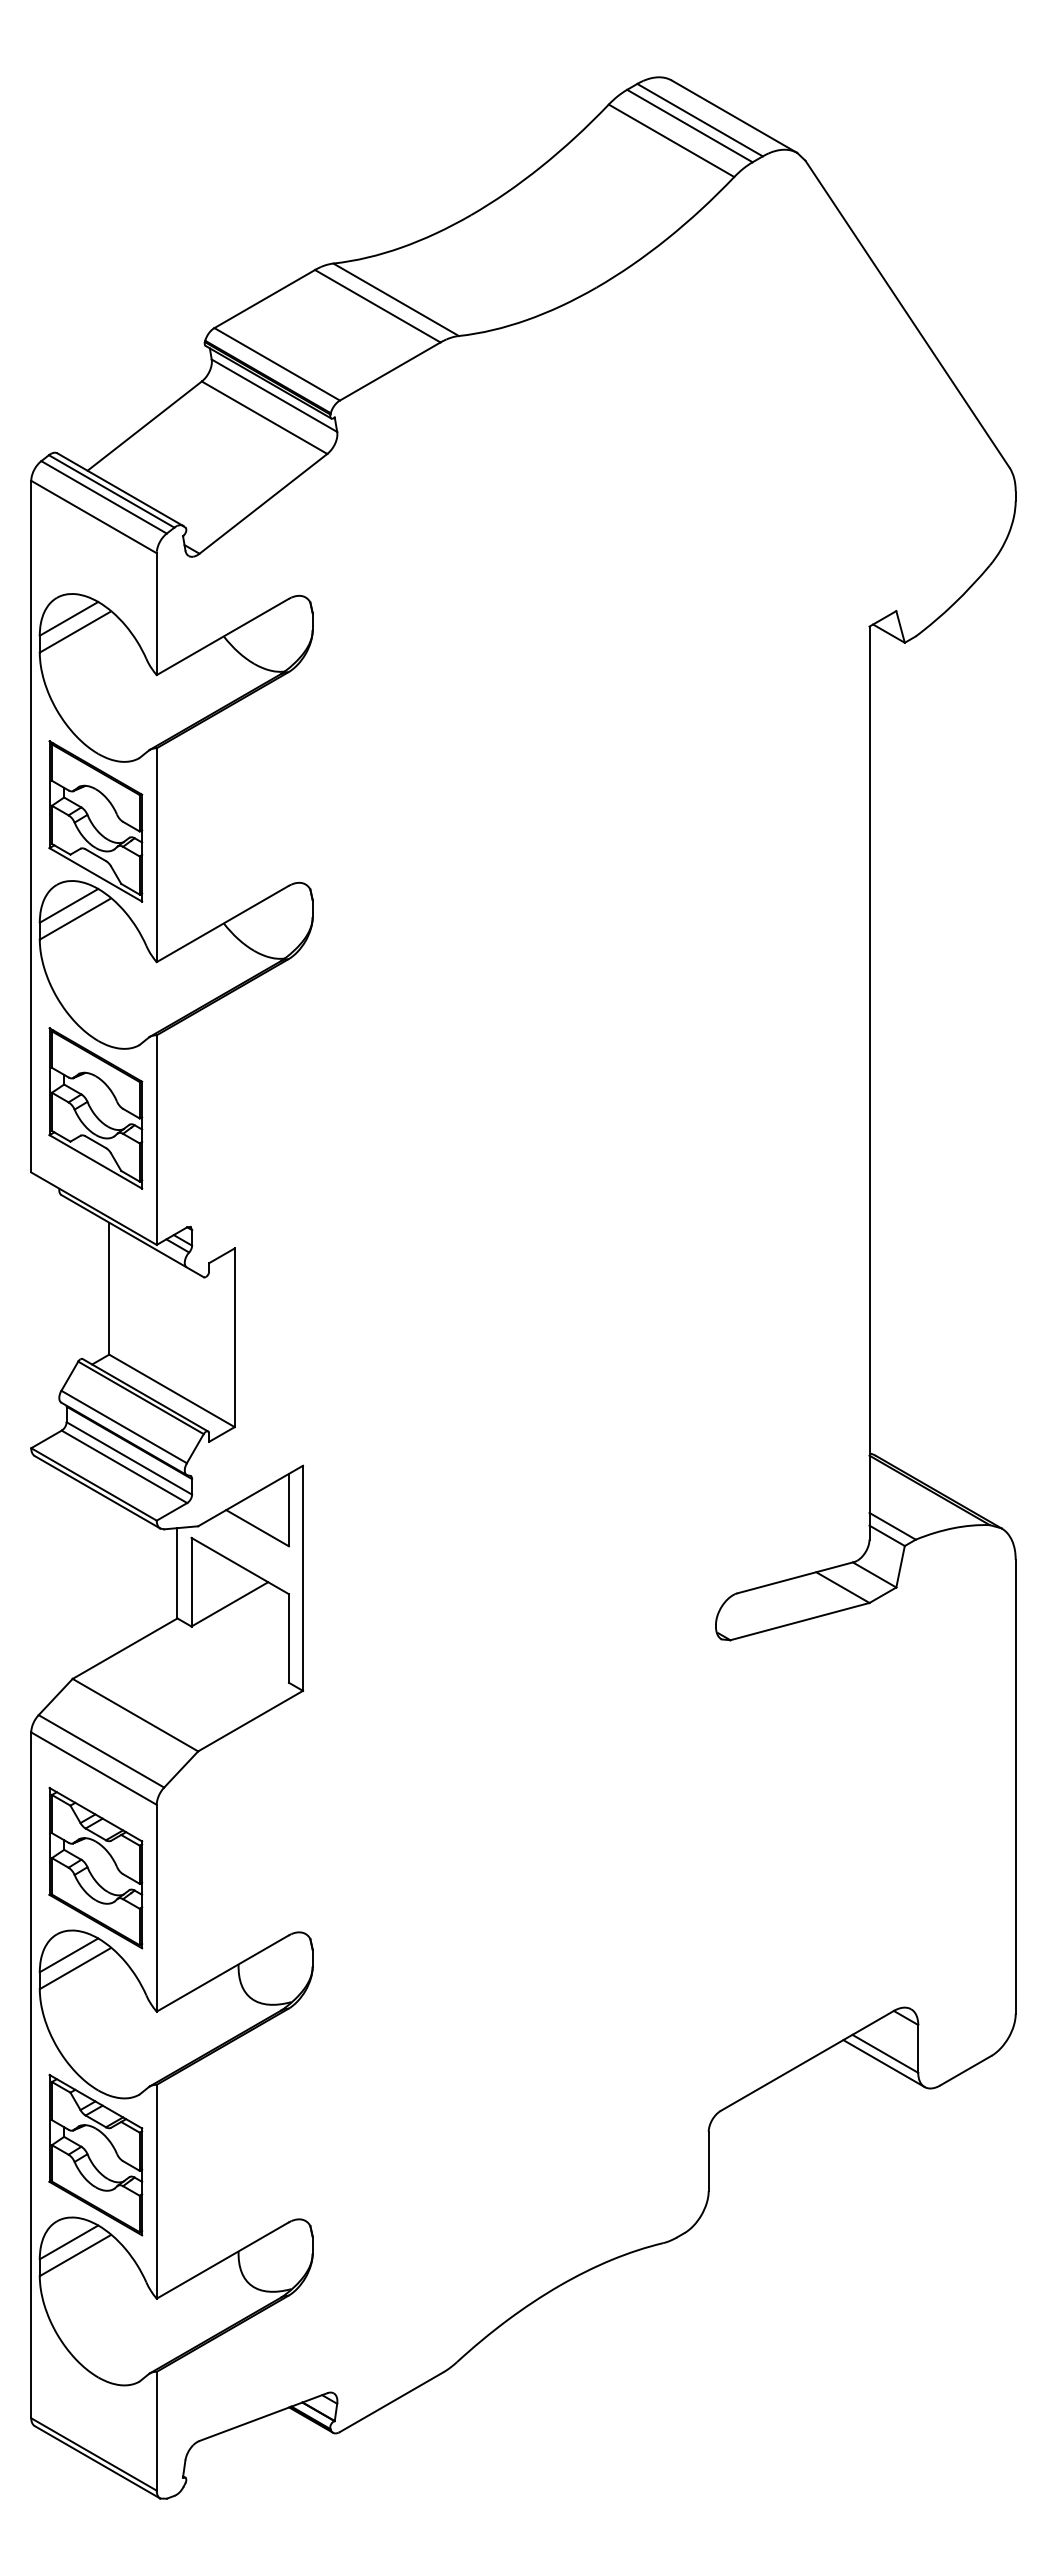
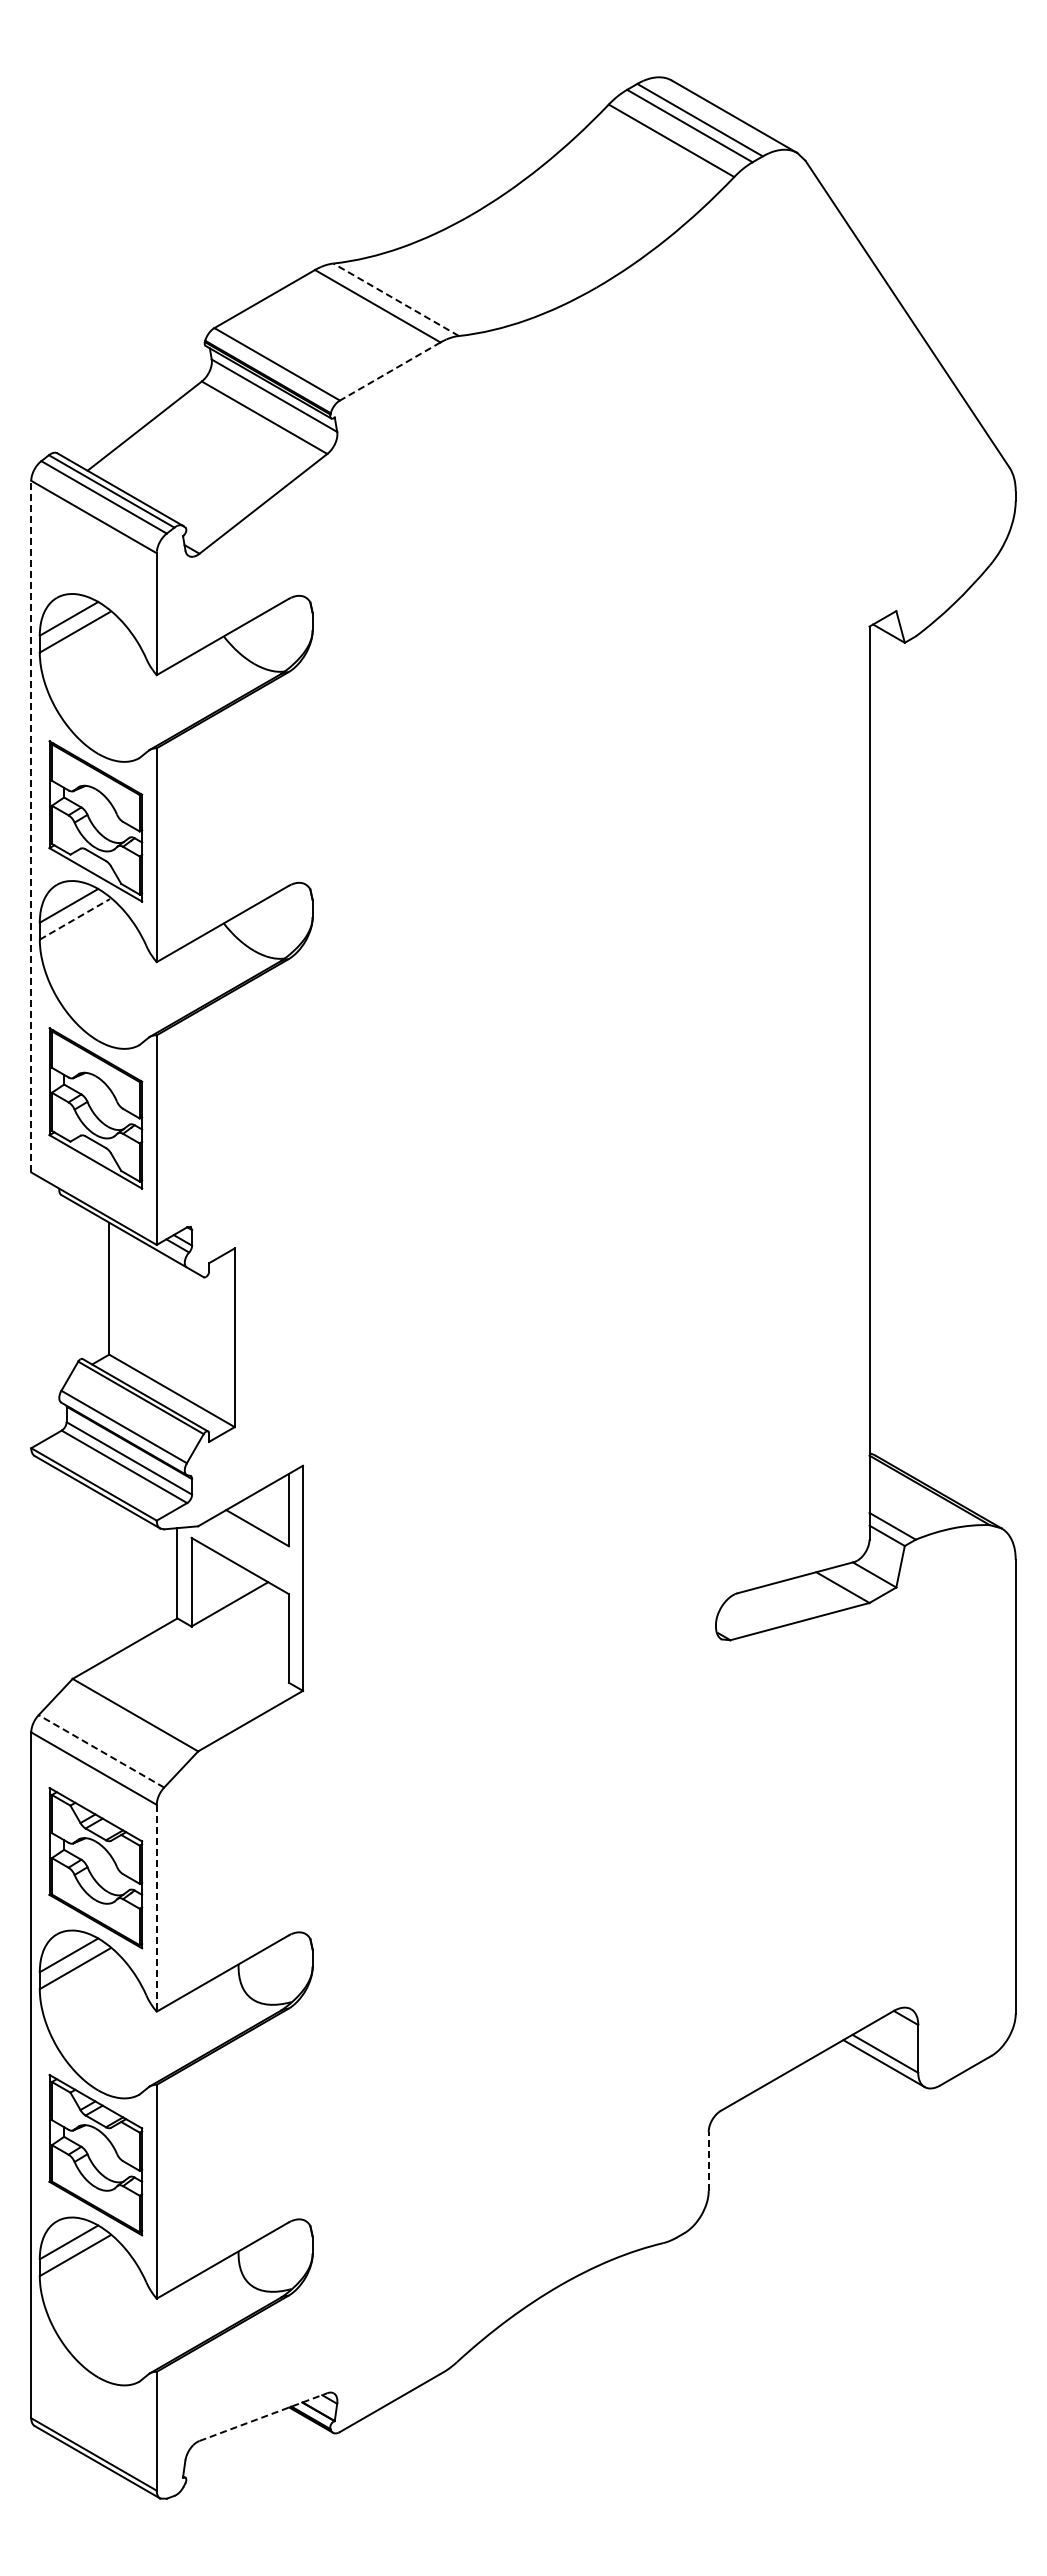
line: solid -> dashed (395, 299)
line: solid -> dashed (389, 371)
line: solid -> dashed (31, 826)
line: solid -> dashed (74, 919)
line: solid -> dashed (101, 1751)
line: solid -> dashed (156, 1908)
line: solid -> dashed (708, 2161)
line: solid -> dashed (263, 2416)
